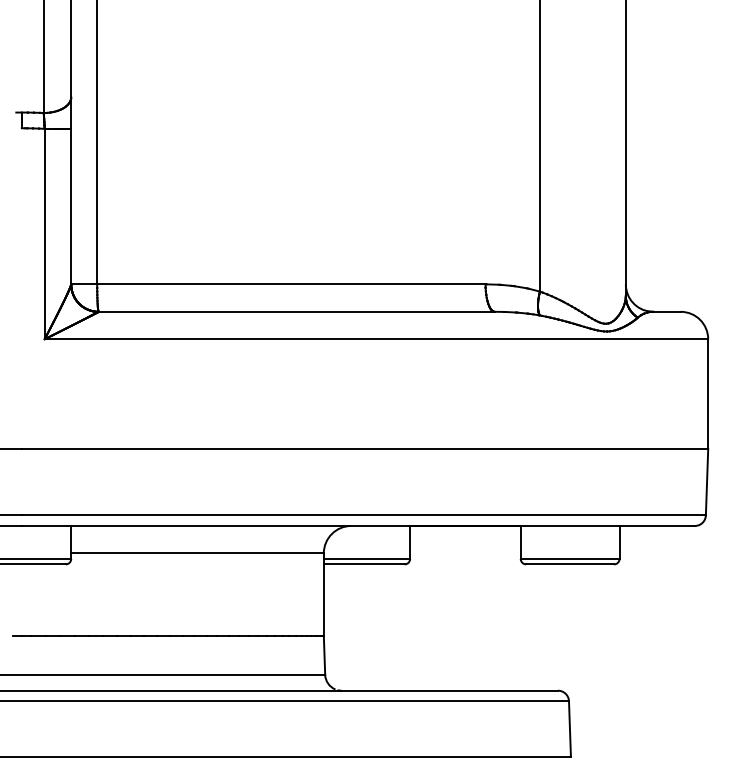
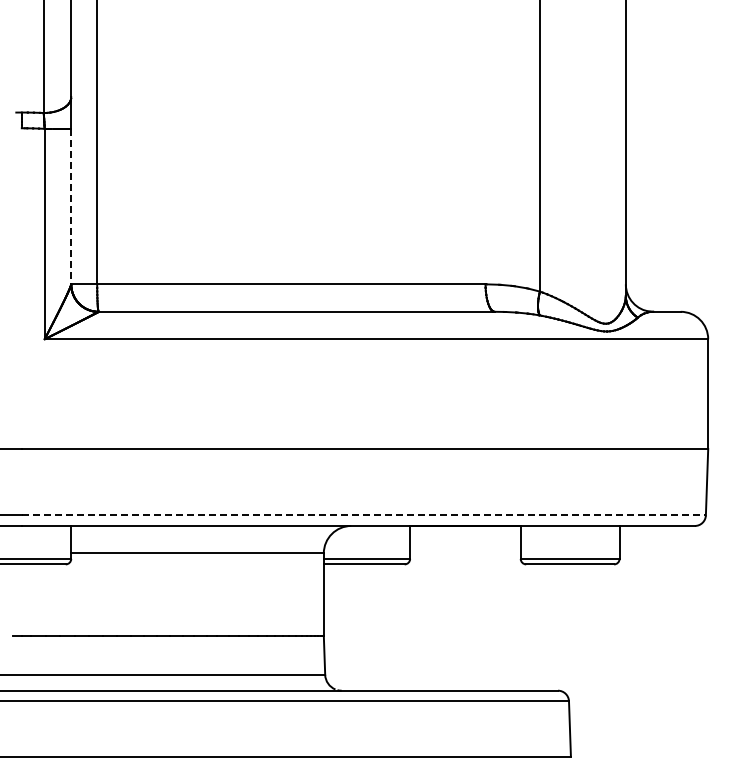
line: solid -> dashed (71, 206)
line: solid -> dashed (364, 515)
